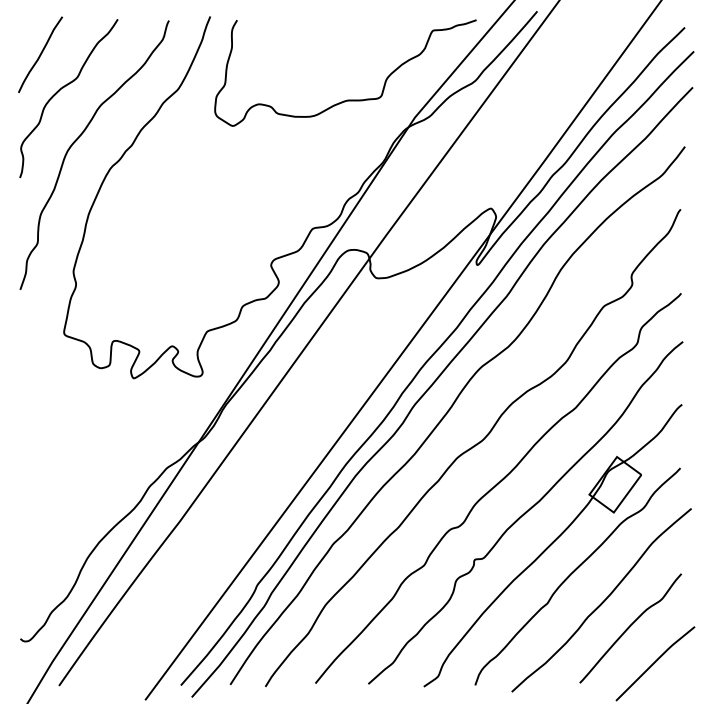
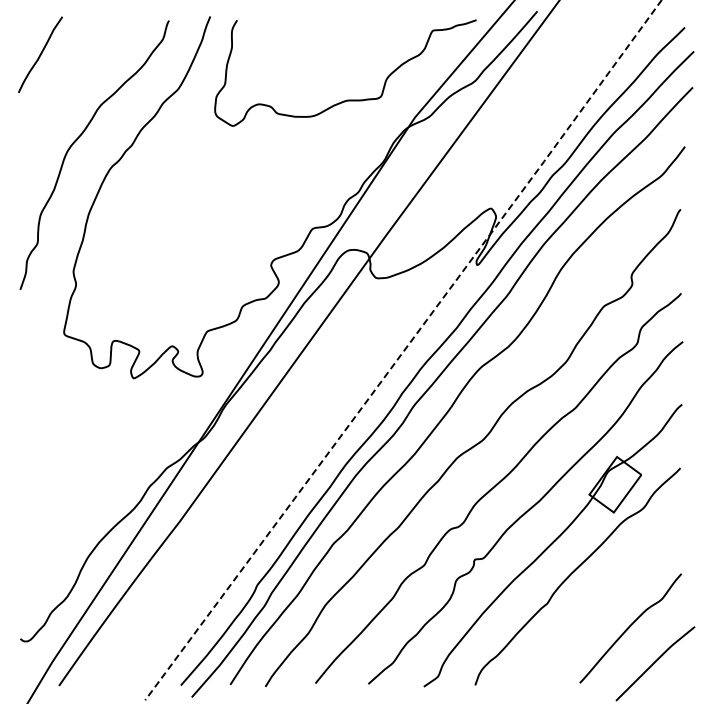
curve: present -> none (63, 88)
line: solid -> dashed (403, 351)
curve: present -> none (602, 601)
